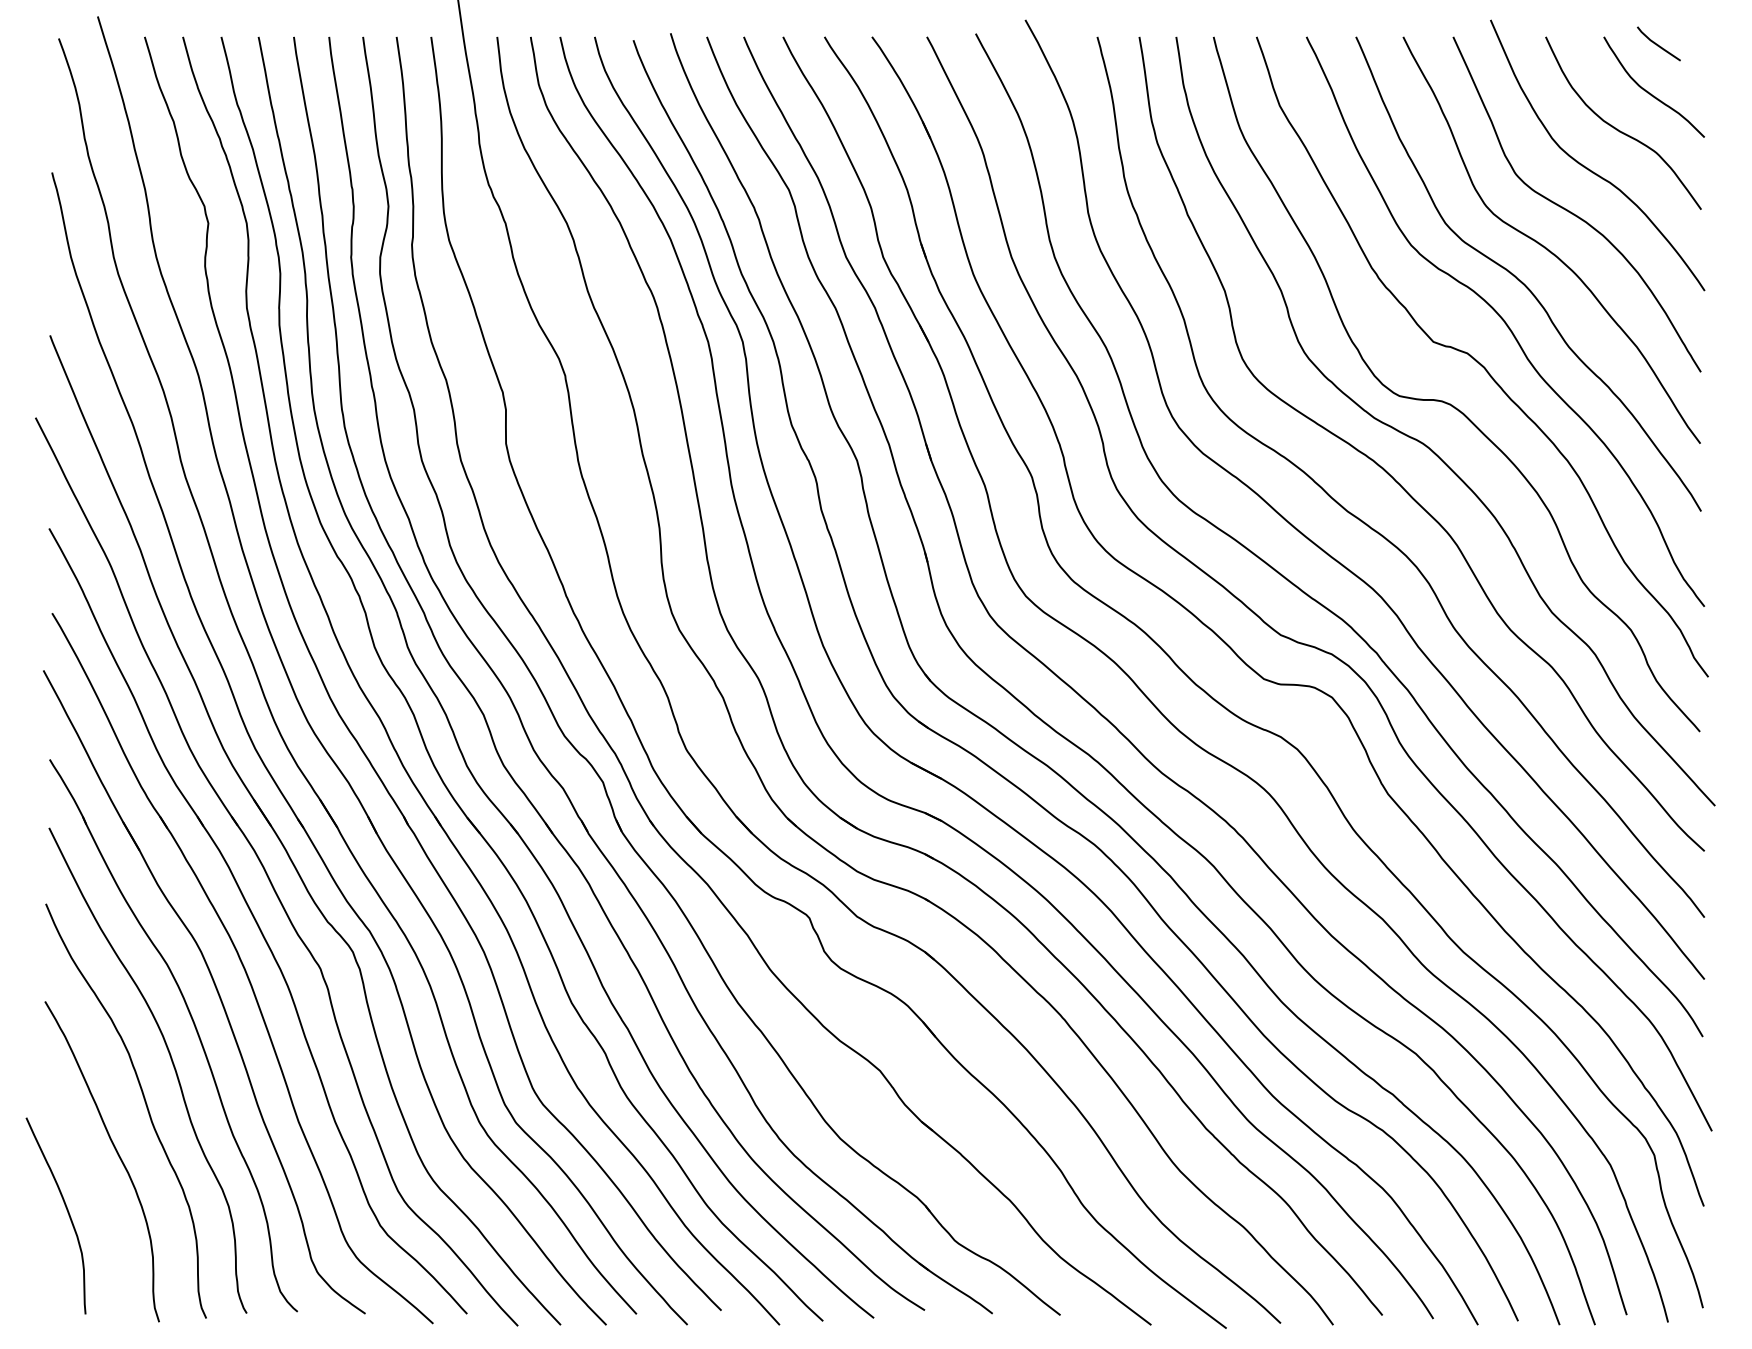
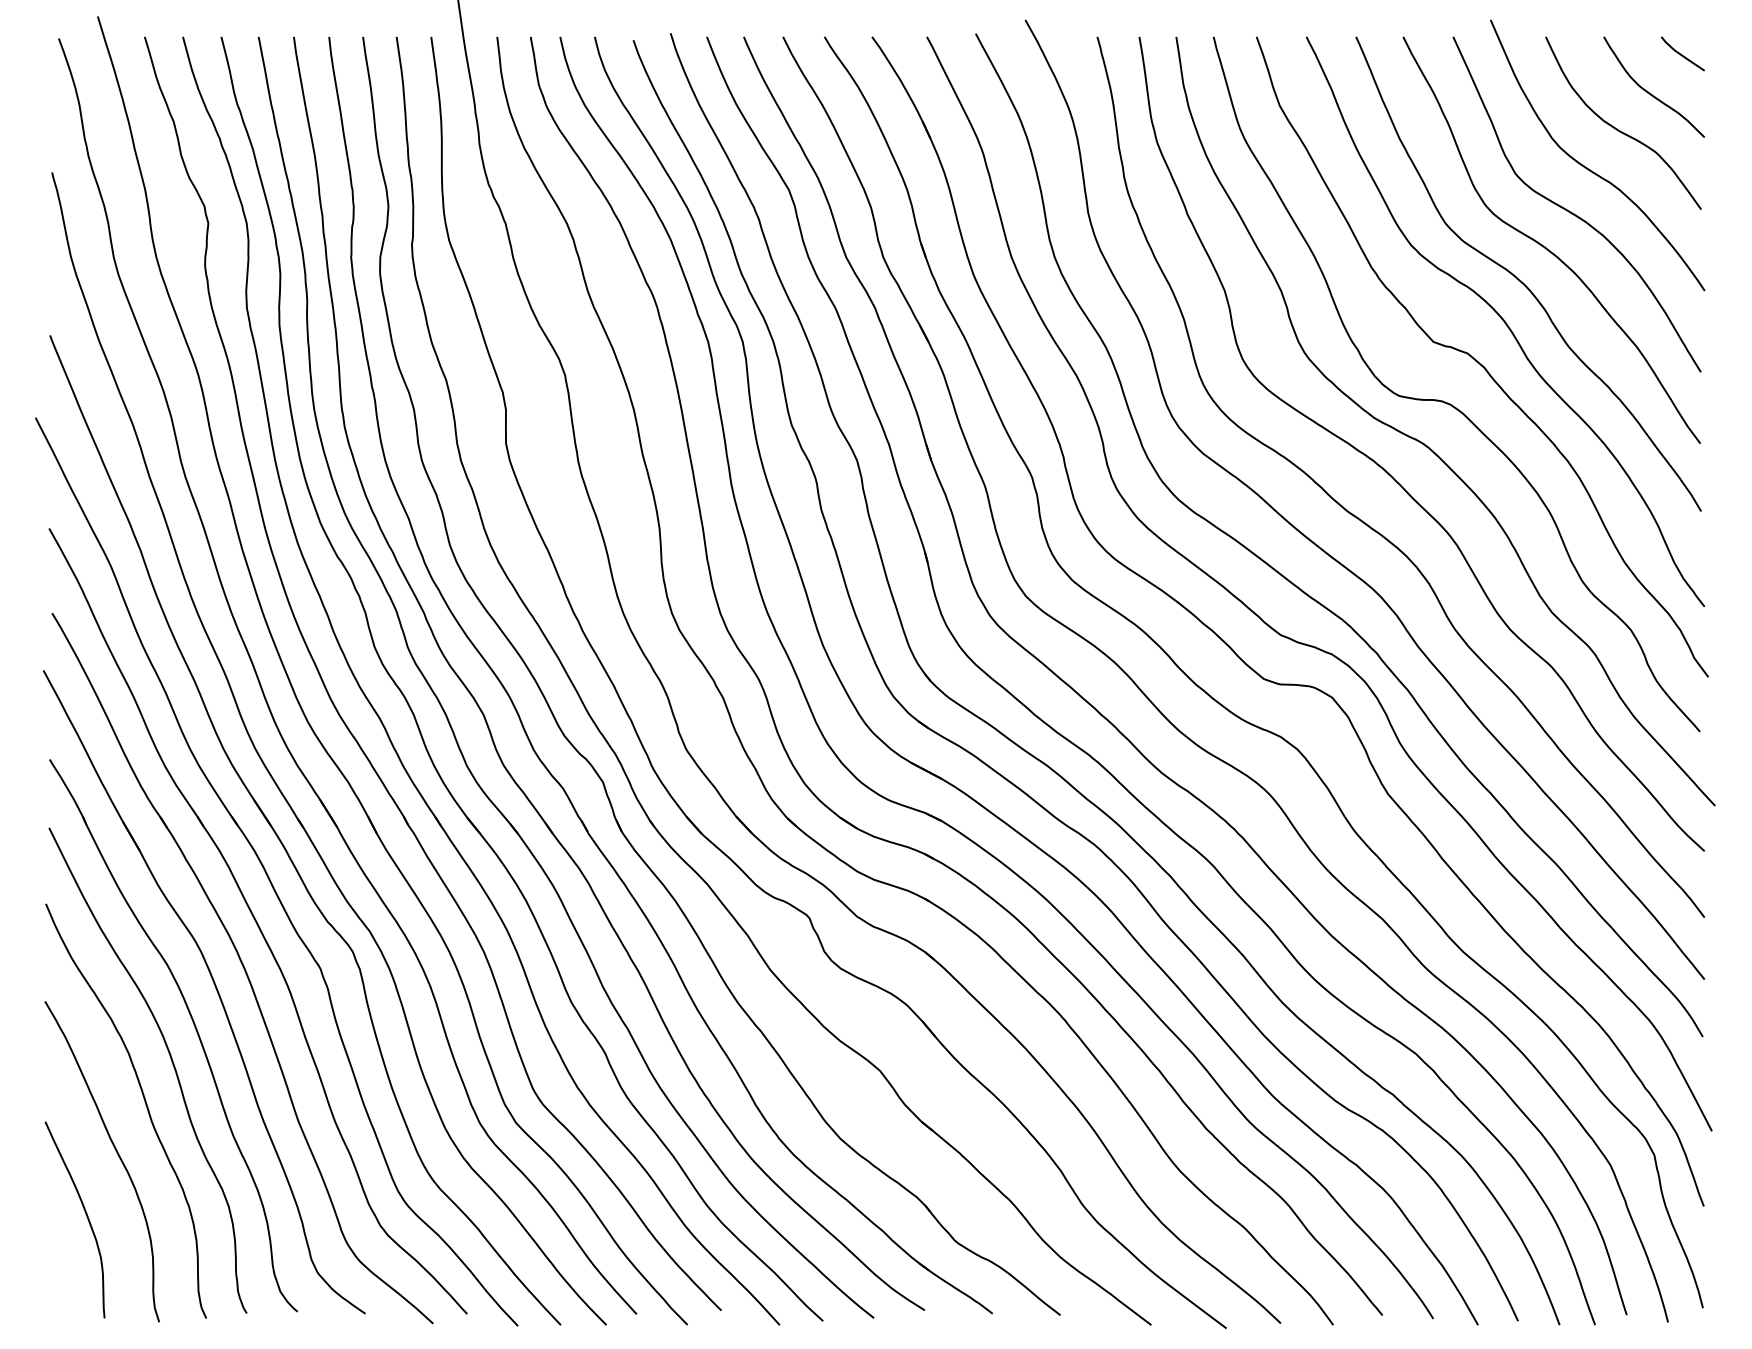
line position: (1658, 44) -> (1682, 54) (1682, 54)
curve position: (66, 1210) -> (85, 1214) (85, 1214)
